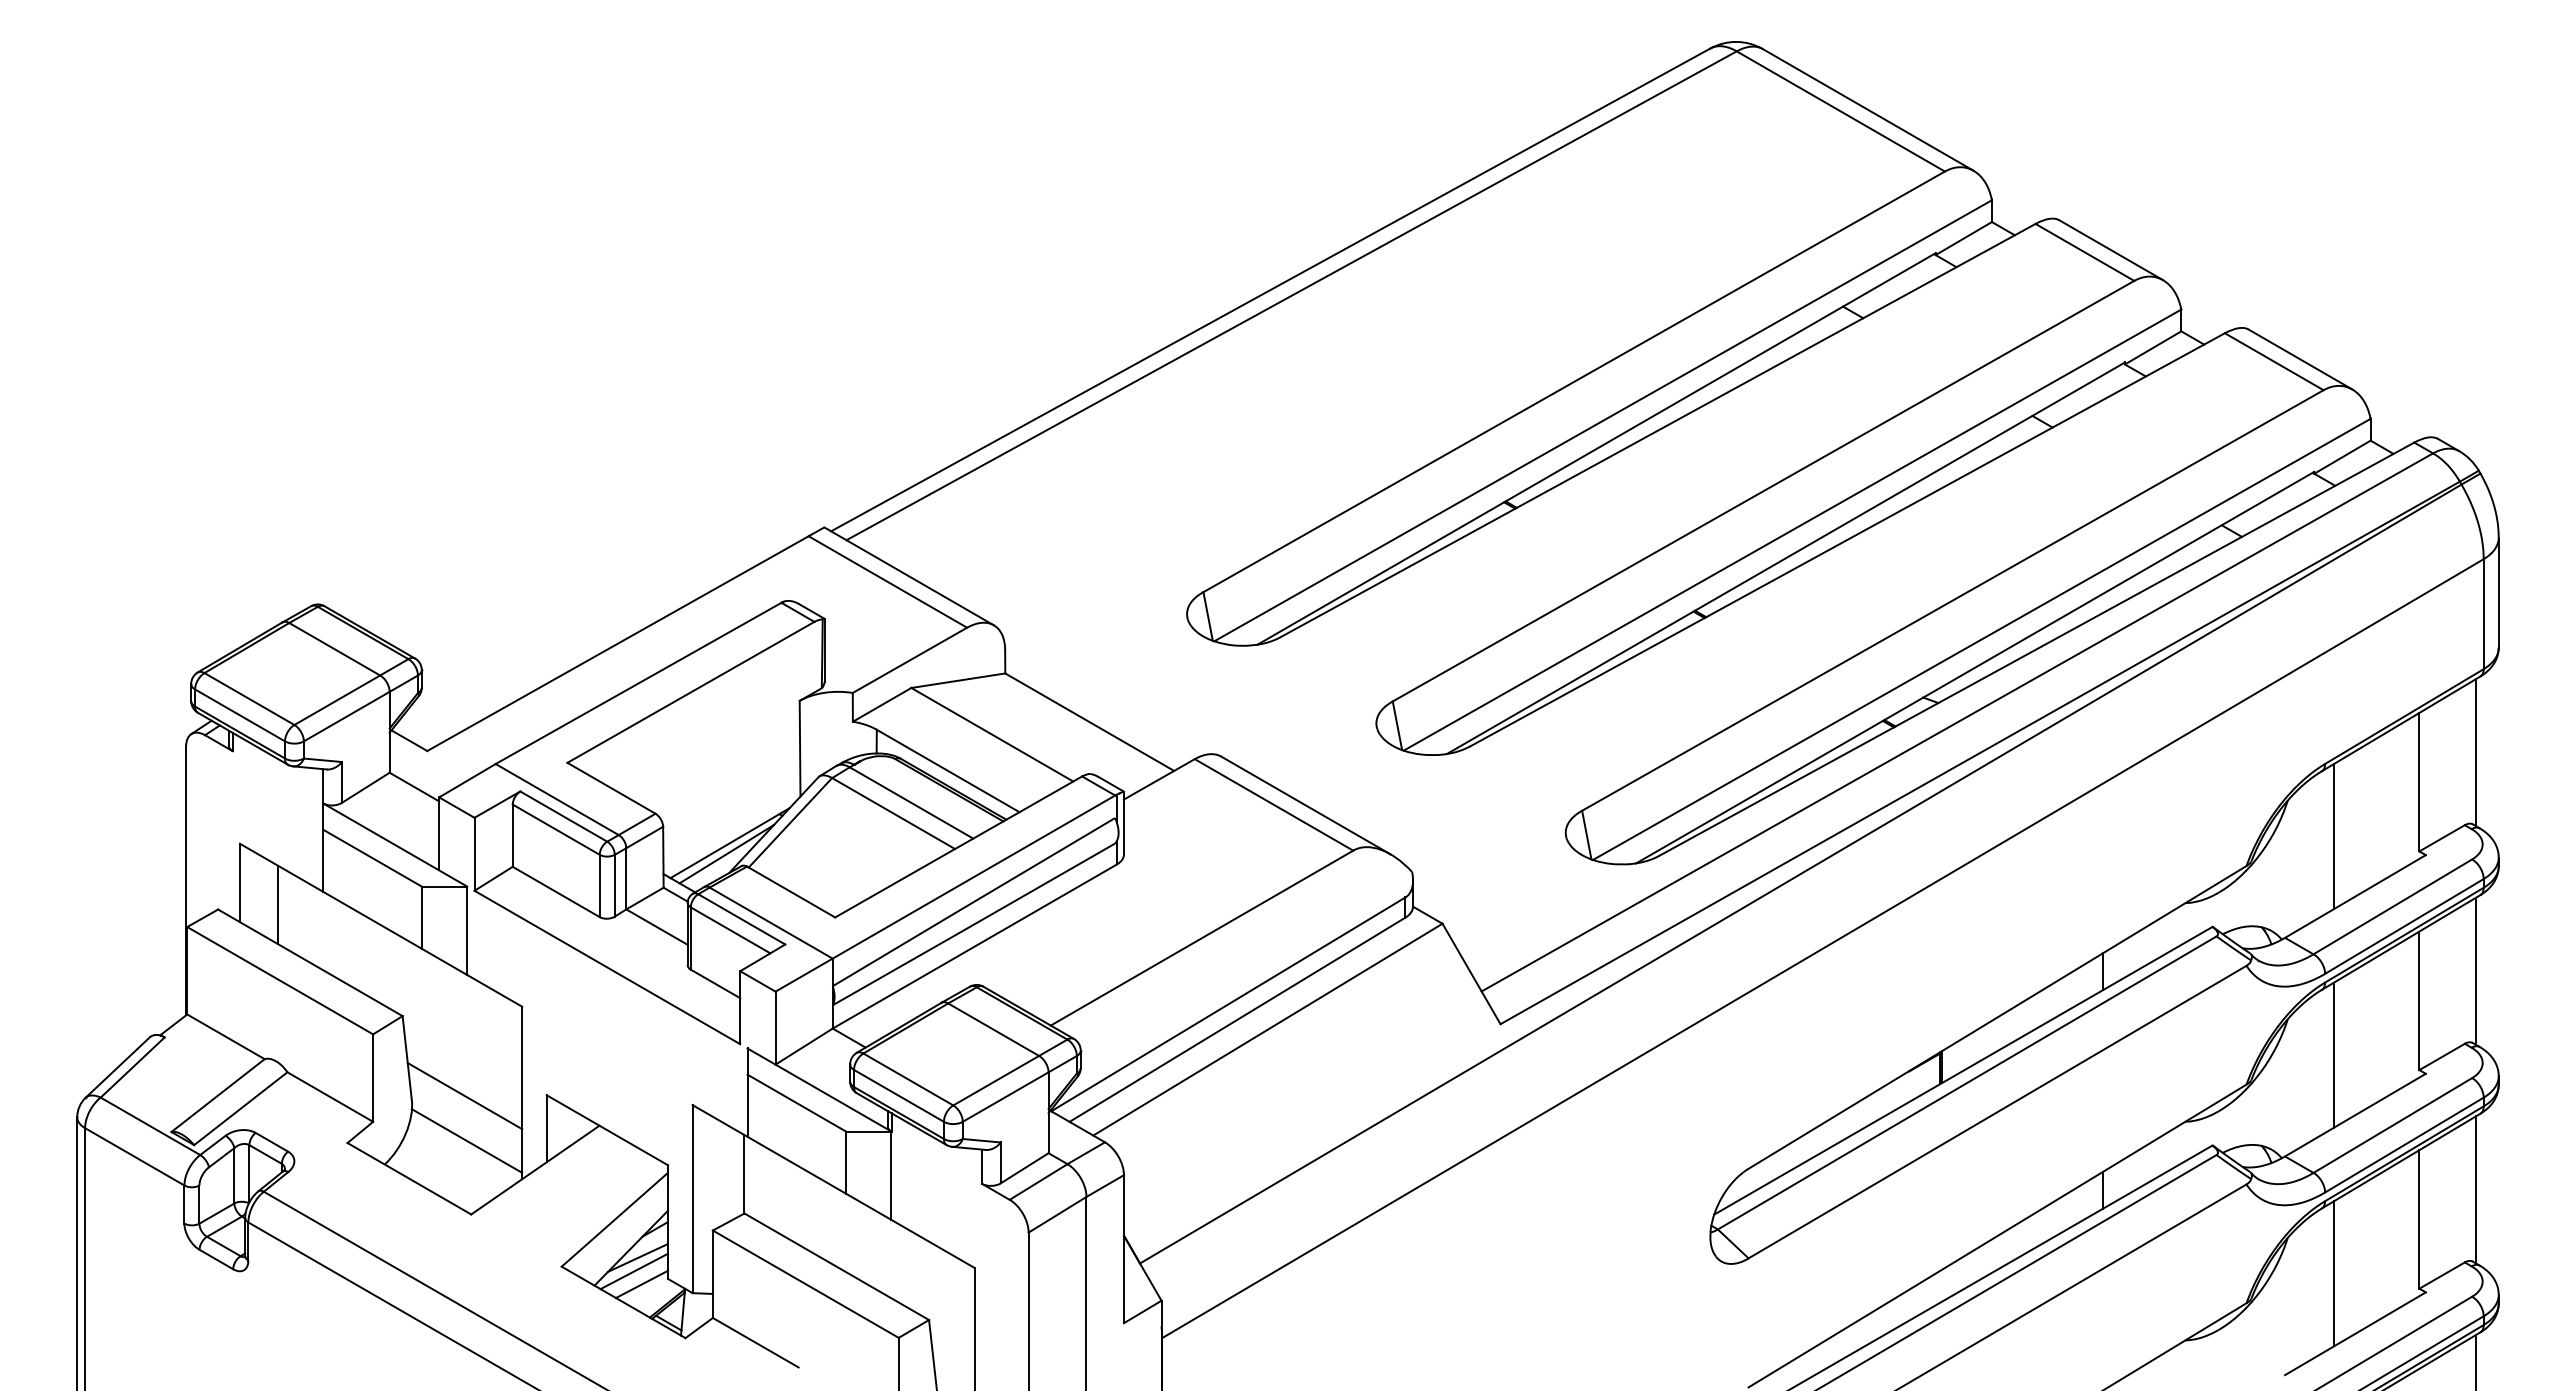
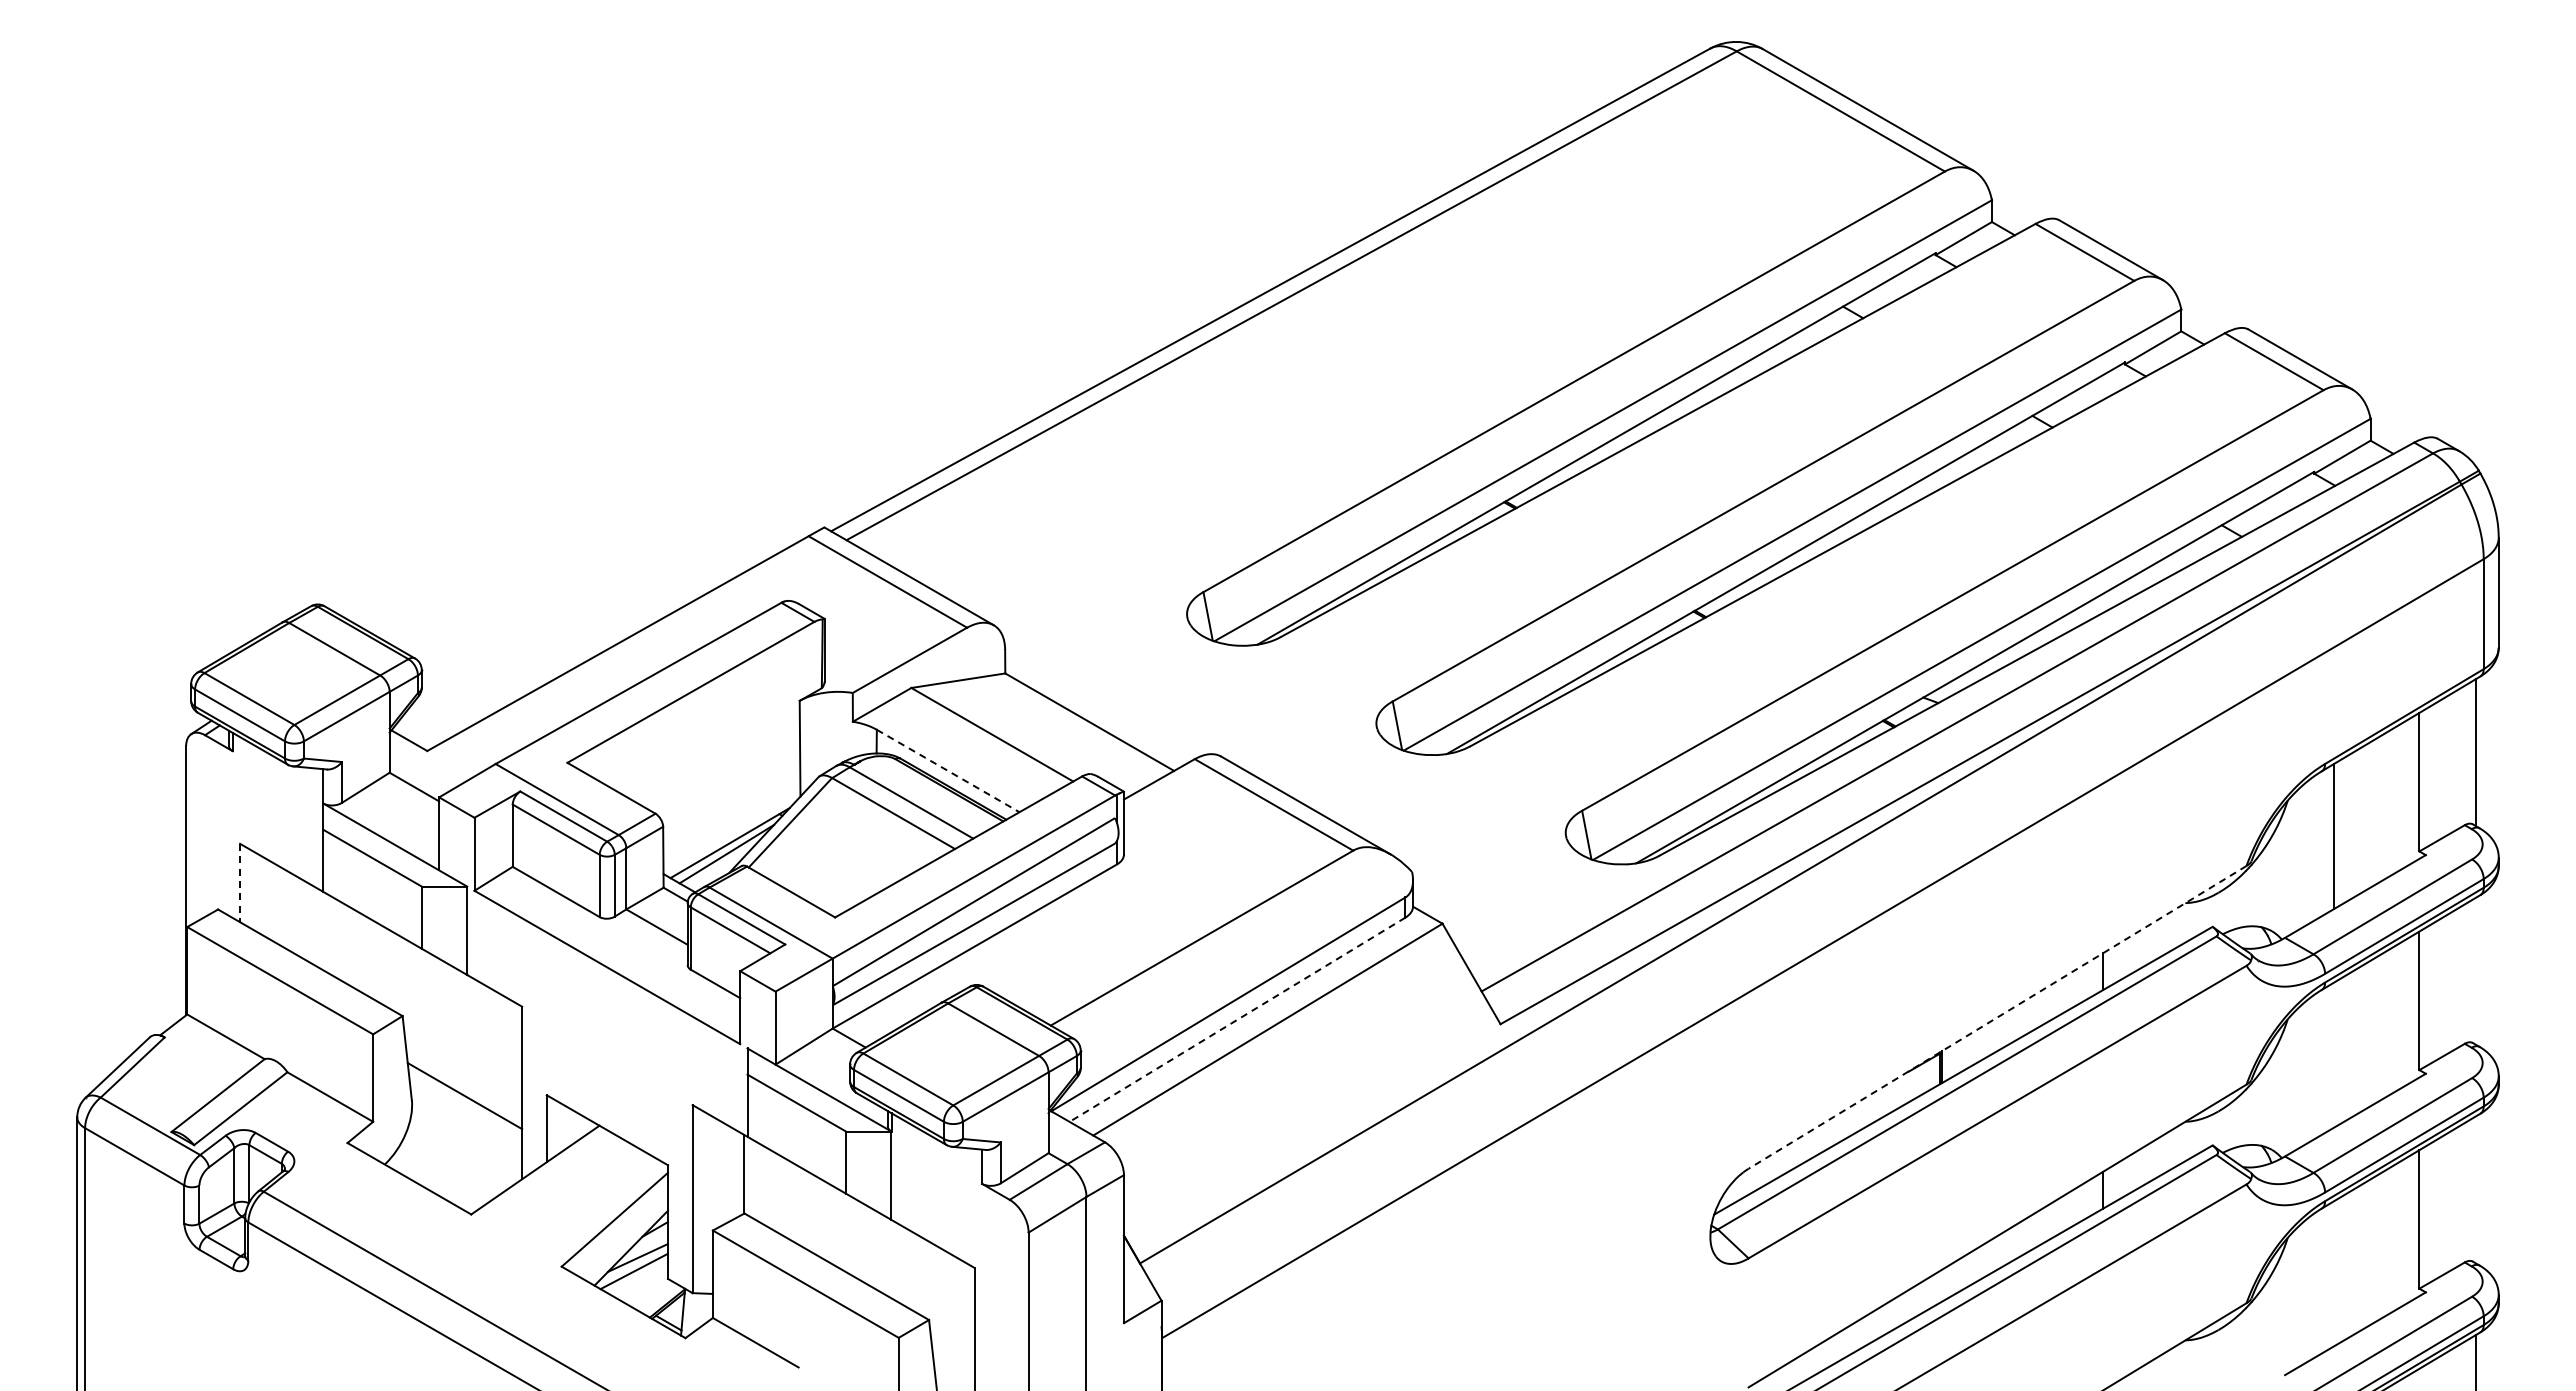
line: solid -> dashed (948, 771)
line: solid -> dashed (240, 883)
line: present -> none (277, 904)
line: present -> none (2476, 970)
line: solid -> dashed (1997, 1017)
line: solid -> dashed (1237, 1019)
line: present -> none (2333, 1054)
line: present -> none (466, 1140)
line: present -> none (2476, 1189)
line: present -> none (2333, 1273)
line: present -> none (641, 1284)
